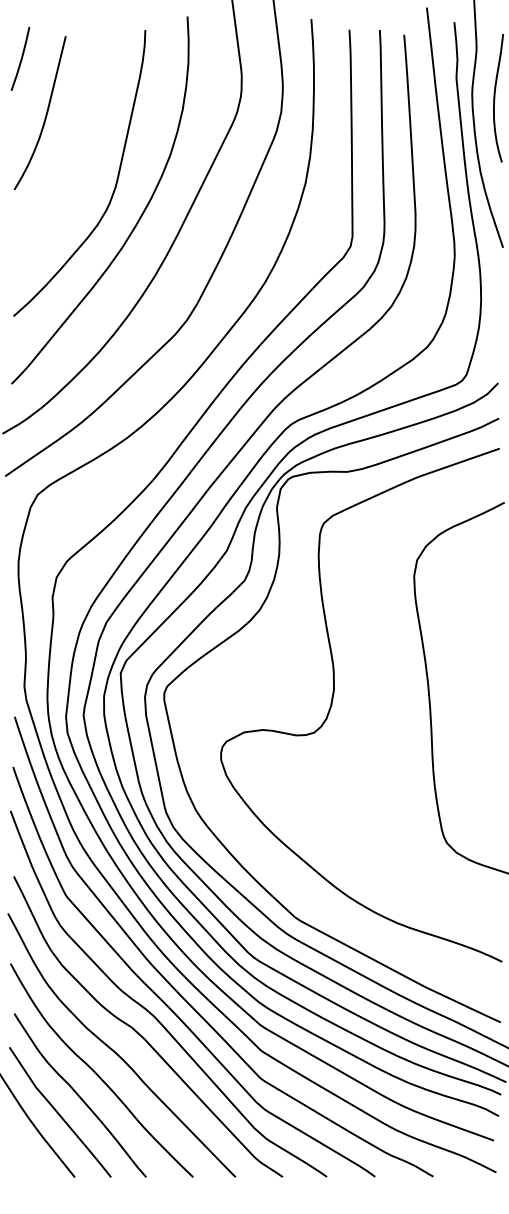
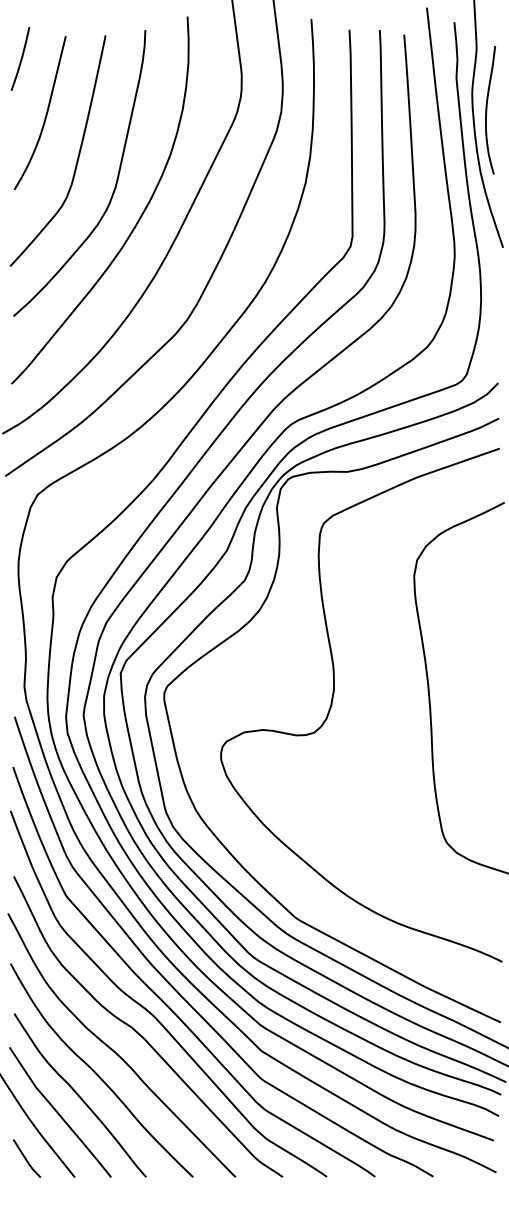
curve position: (495, 98) -> (487, 110) (487, 110)
curve: none -> present (77, 156)
curve: none -> present (26, 1158)
